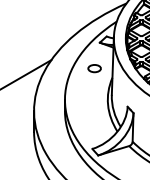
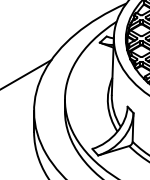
part: present -> none (94, 68)
